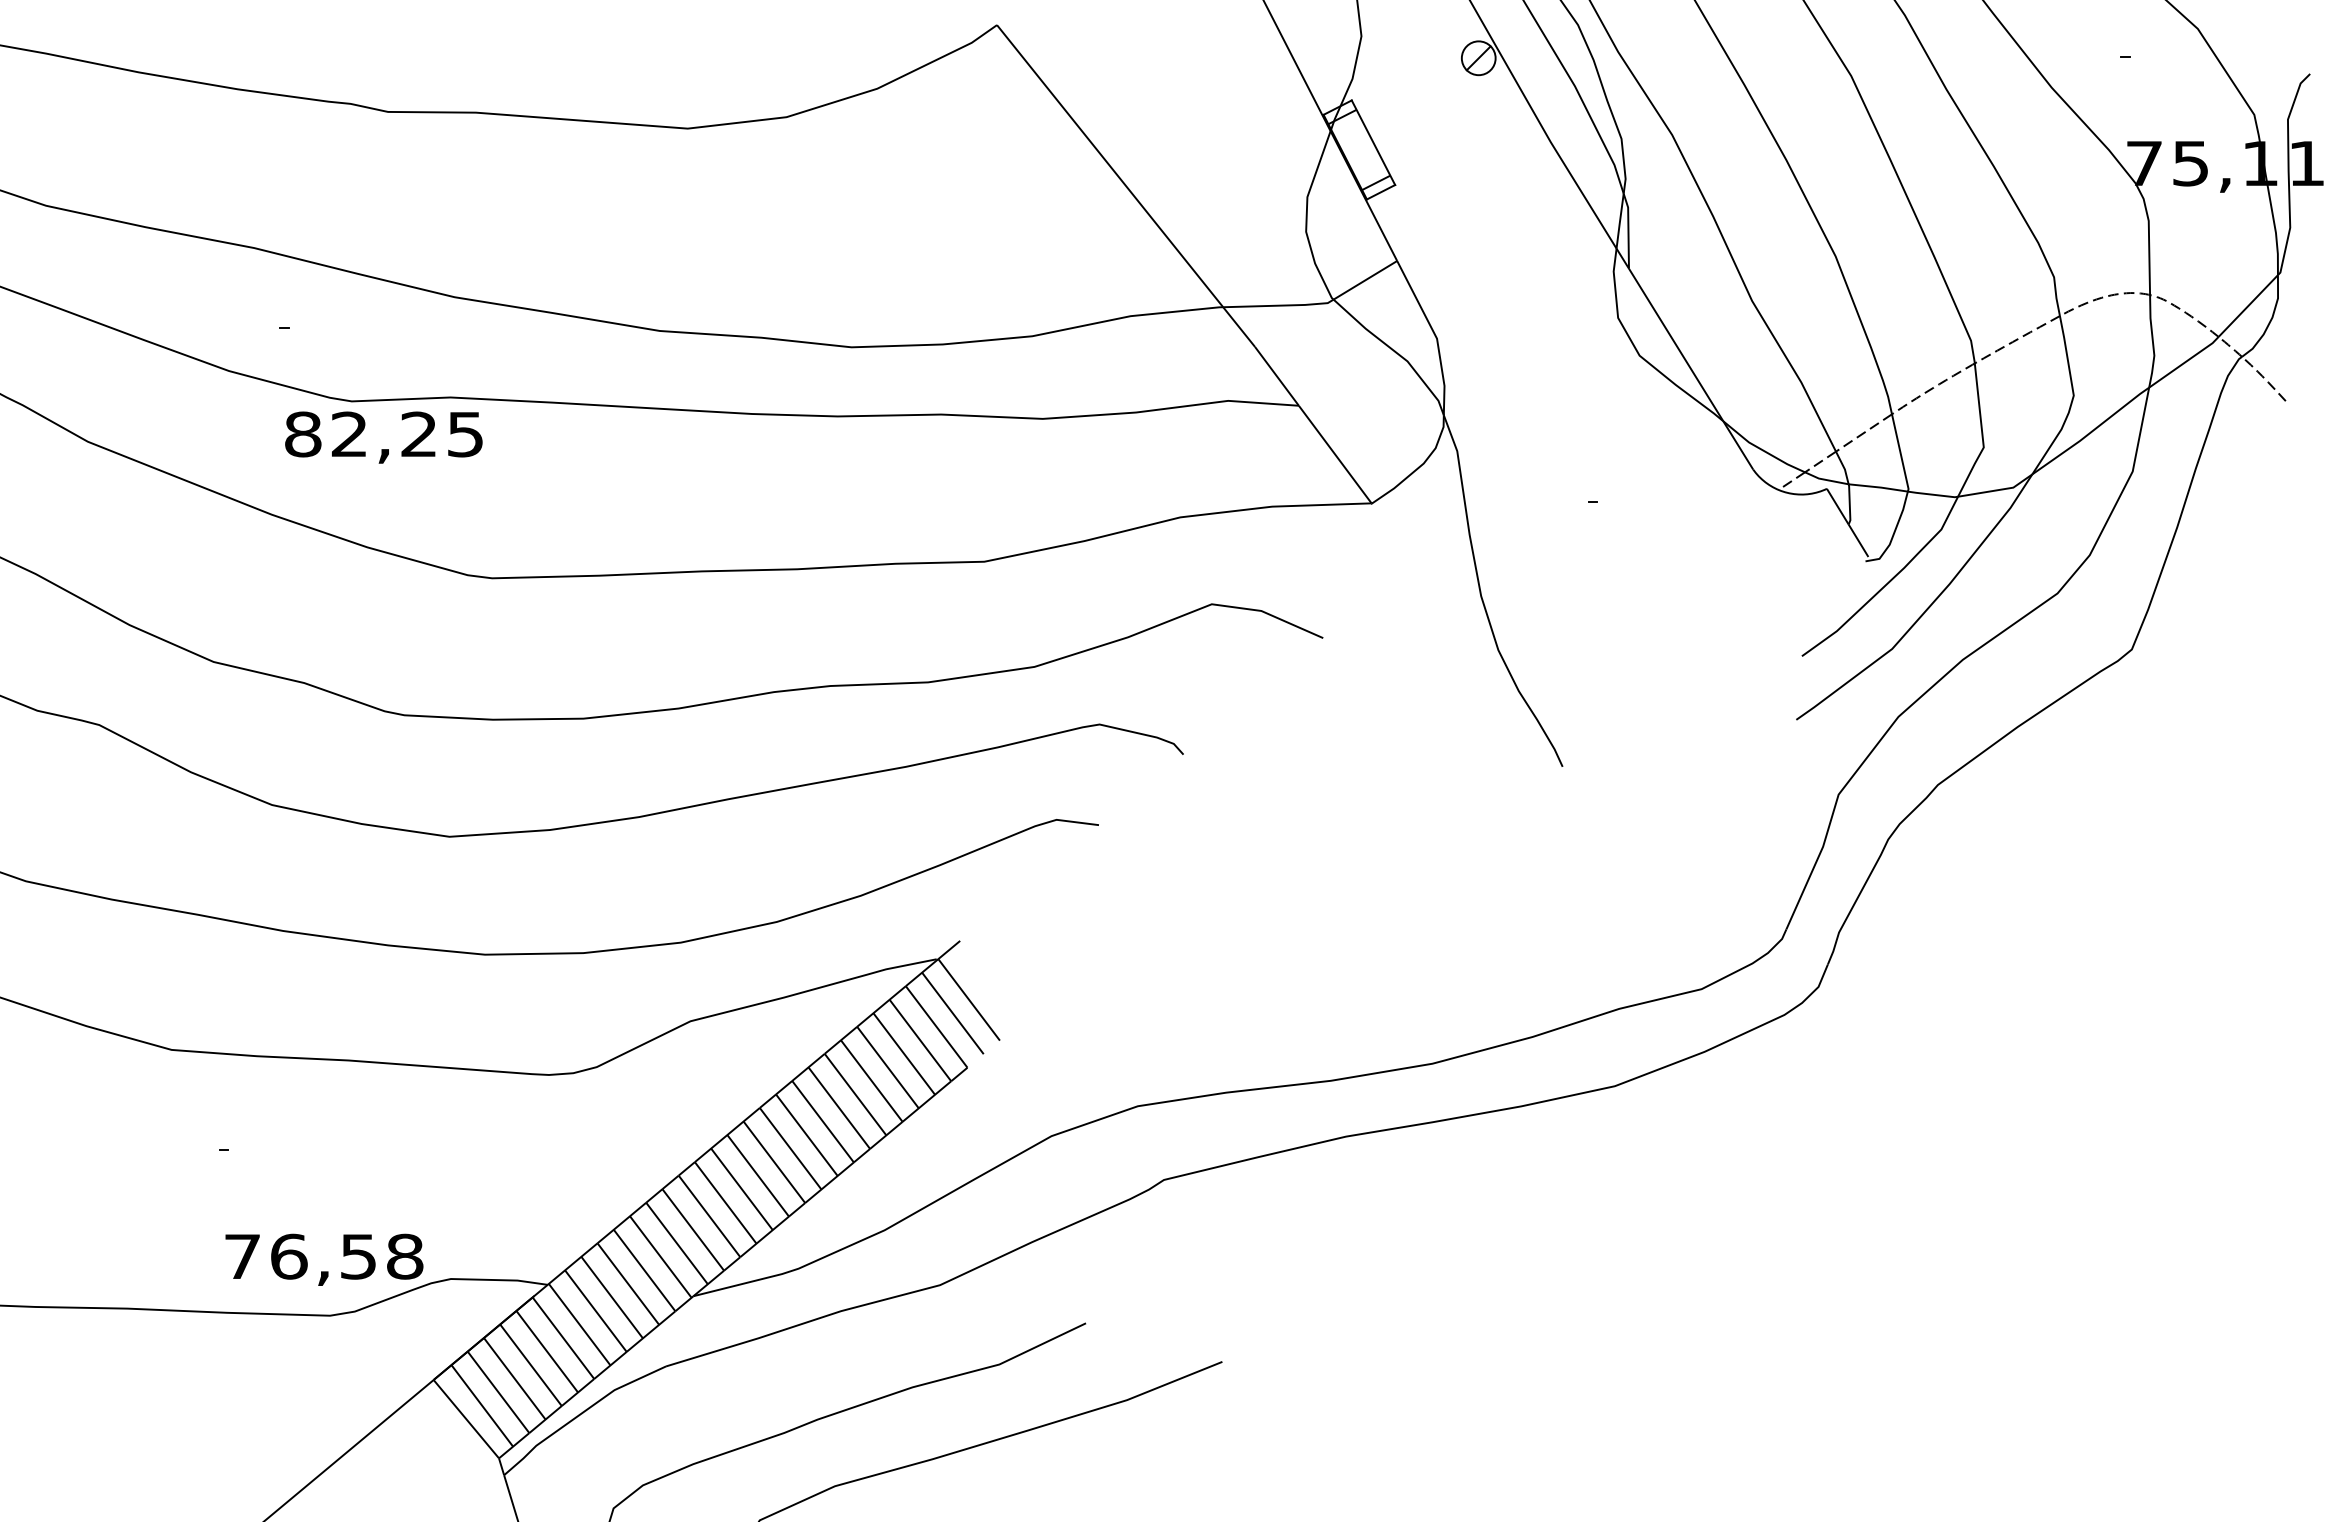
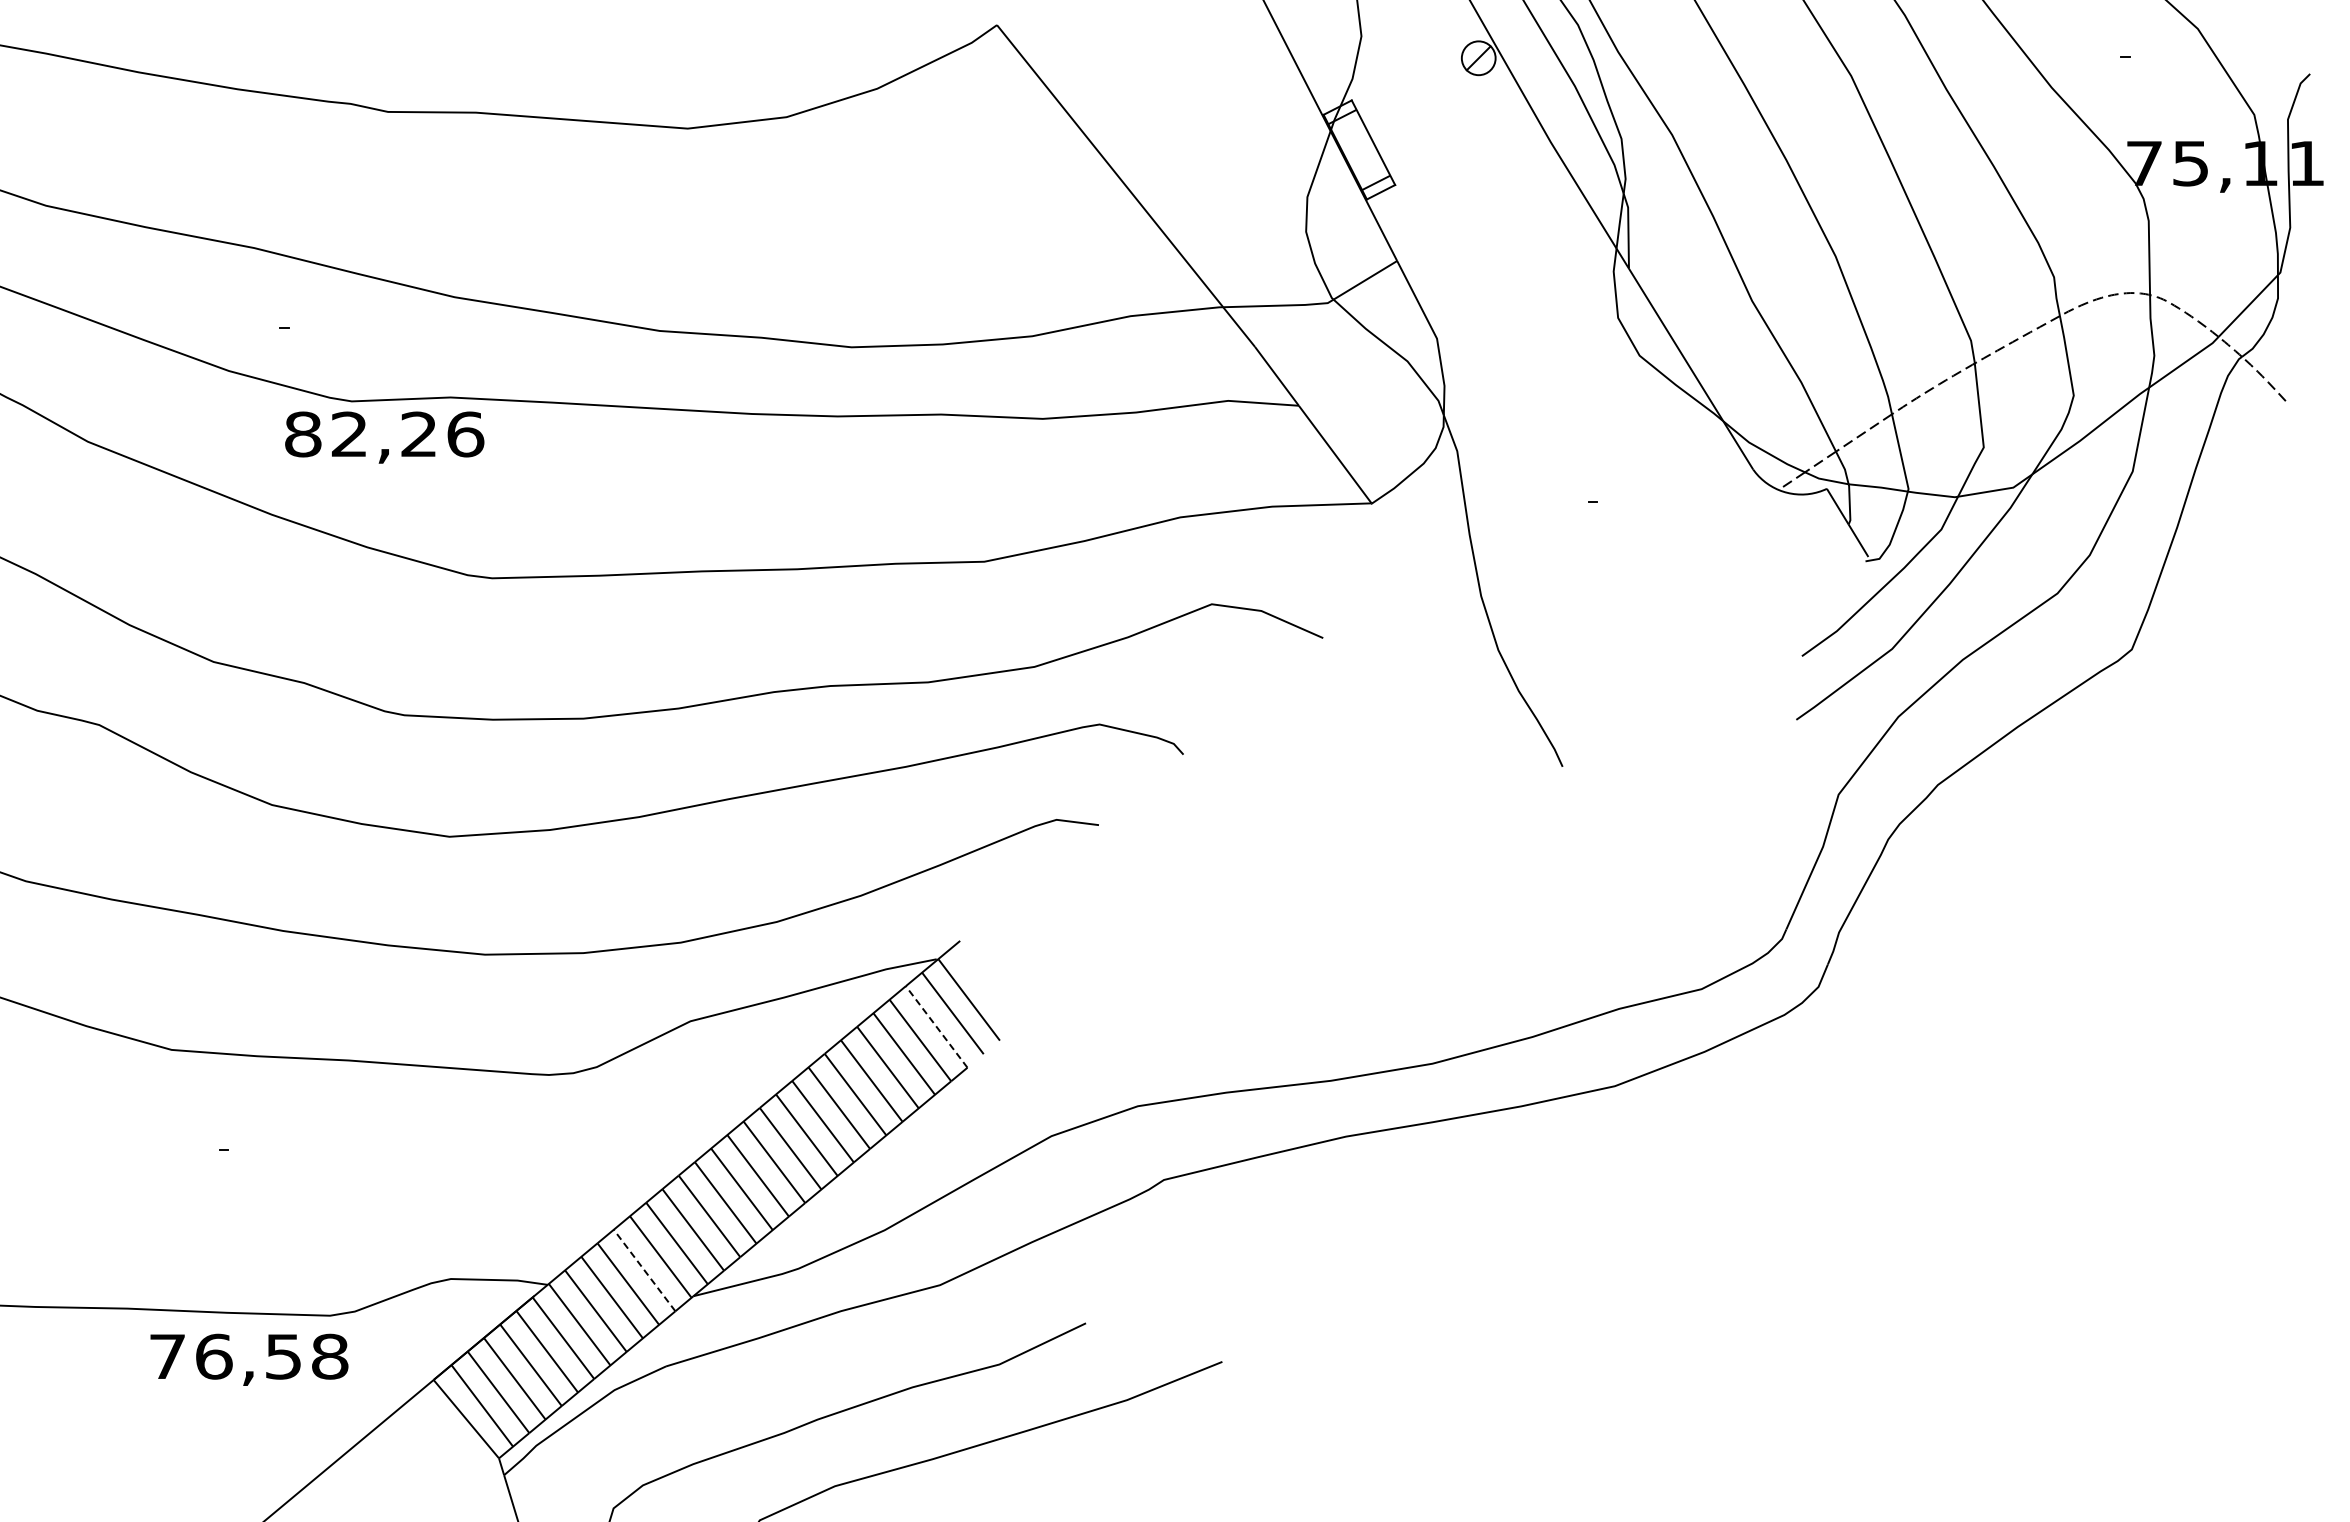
text: 82,25 -> 82,26 (465, 434)
line: solid -> dashed (936, 1026)
text position: (324, 1259) -> (249, 1359) (249, 1359)
line: solid -> dashed (644, 1270)
